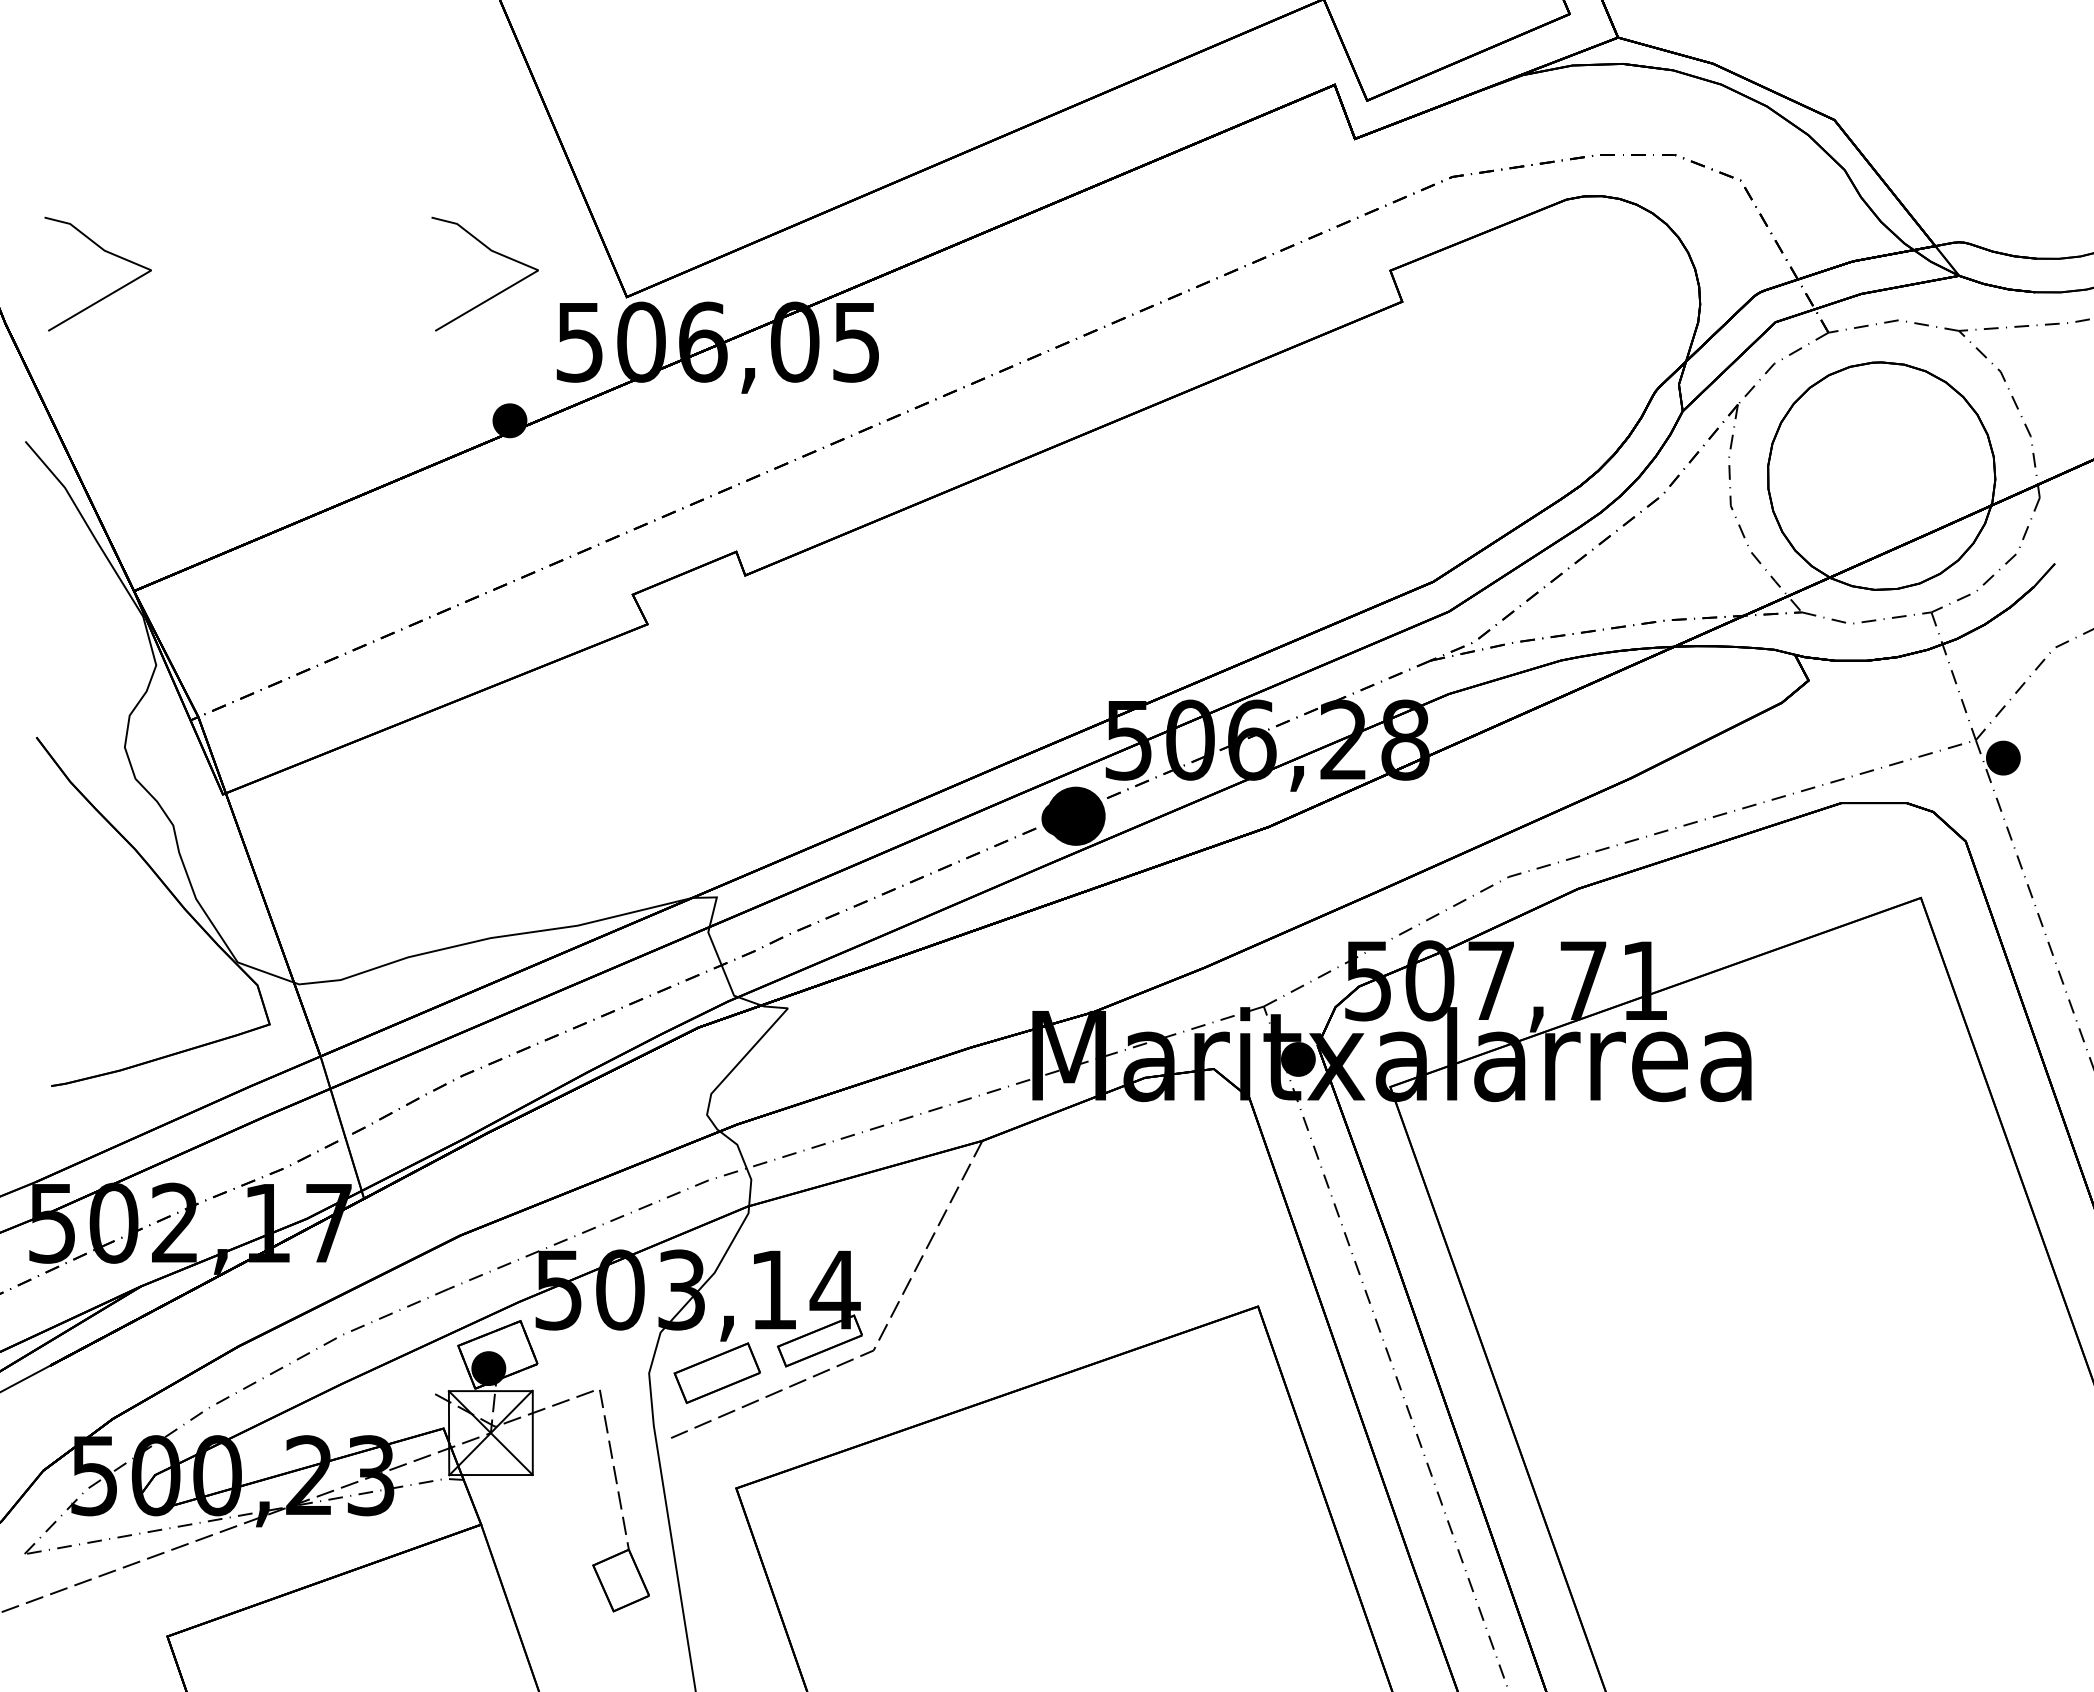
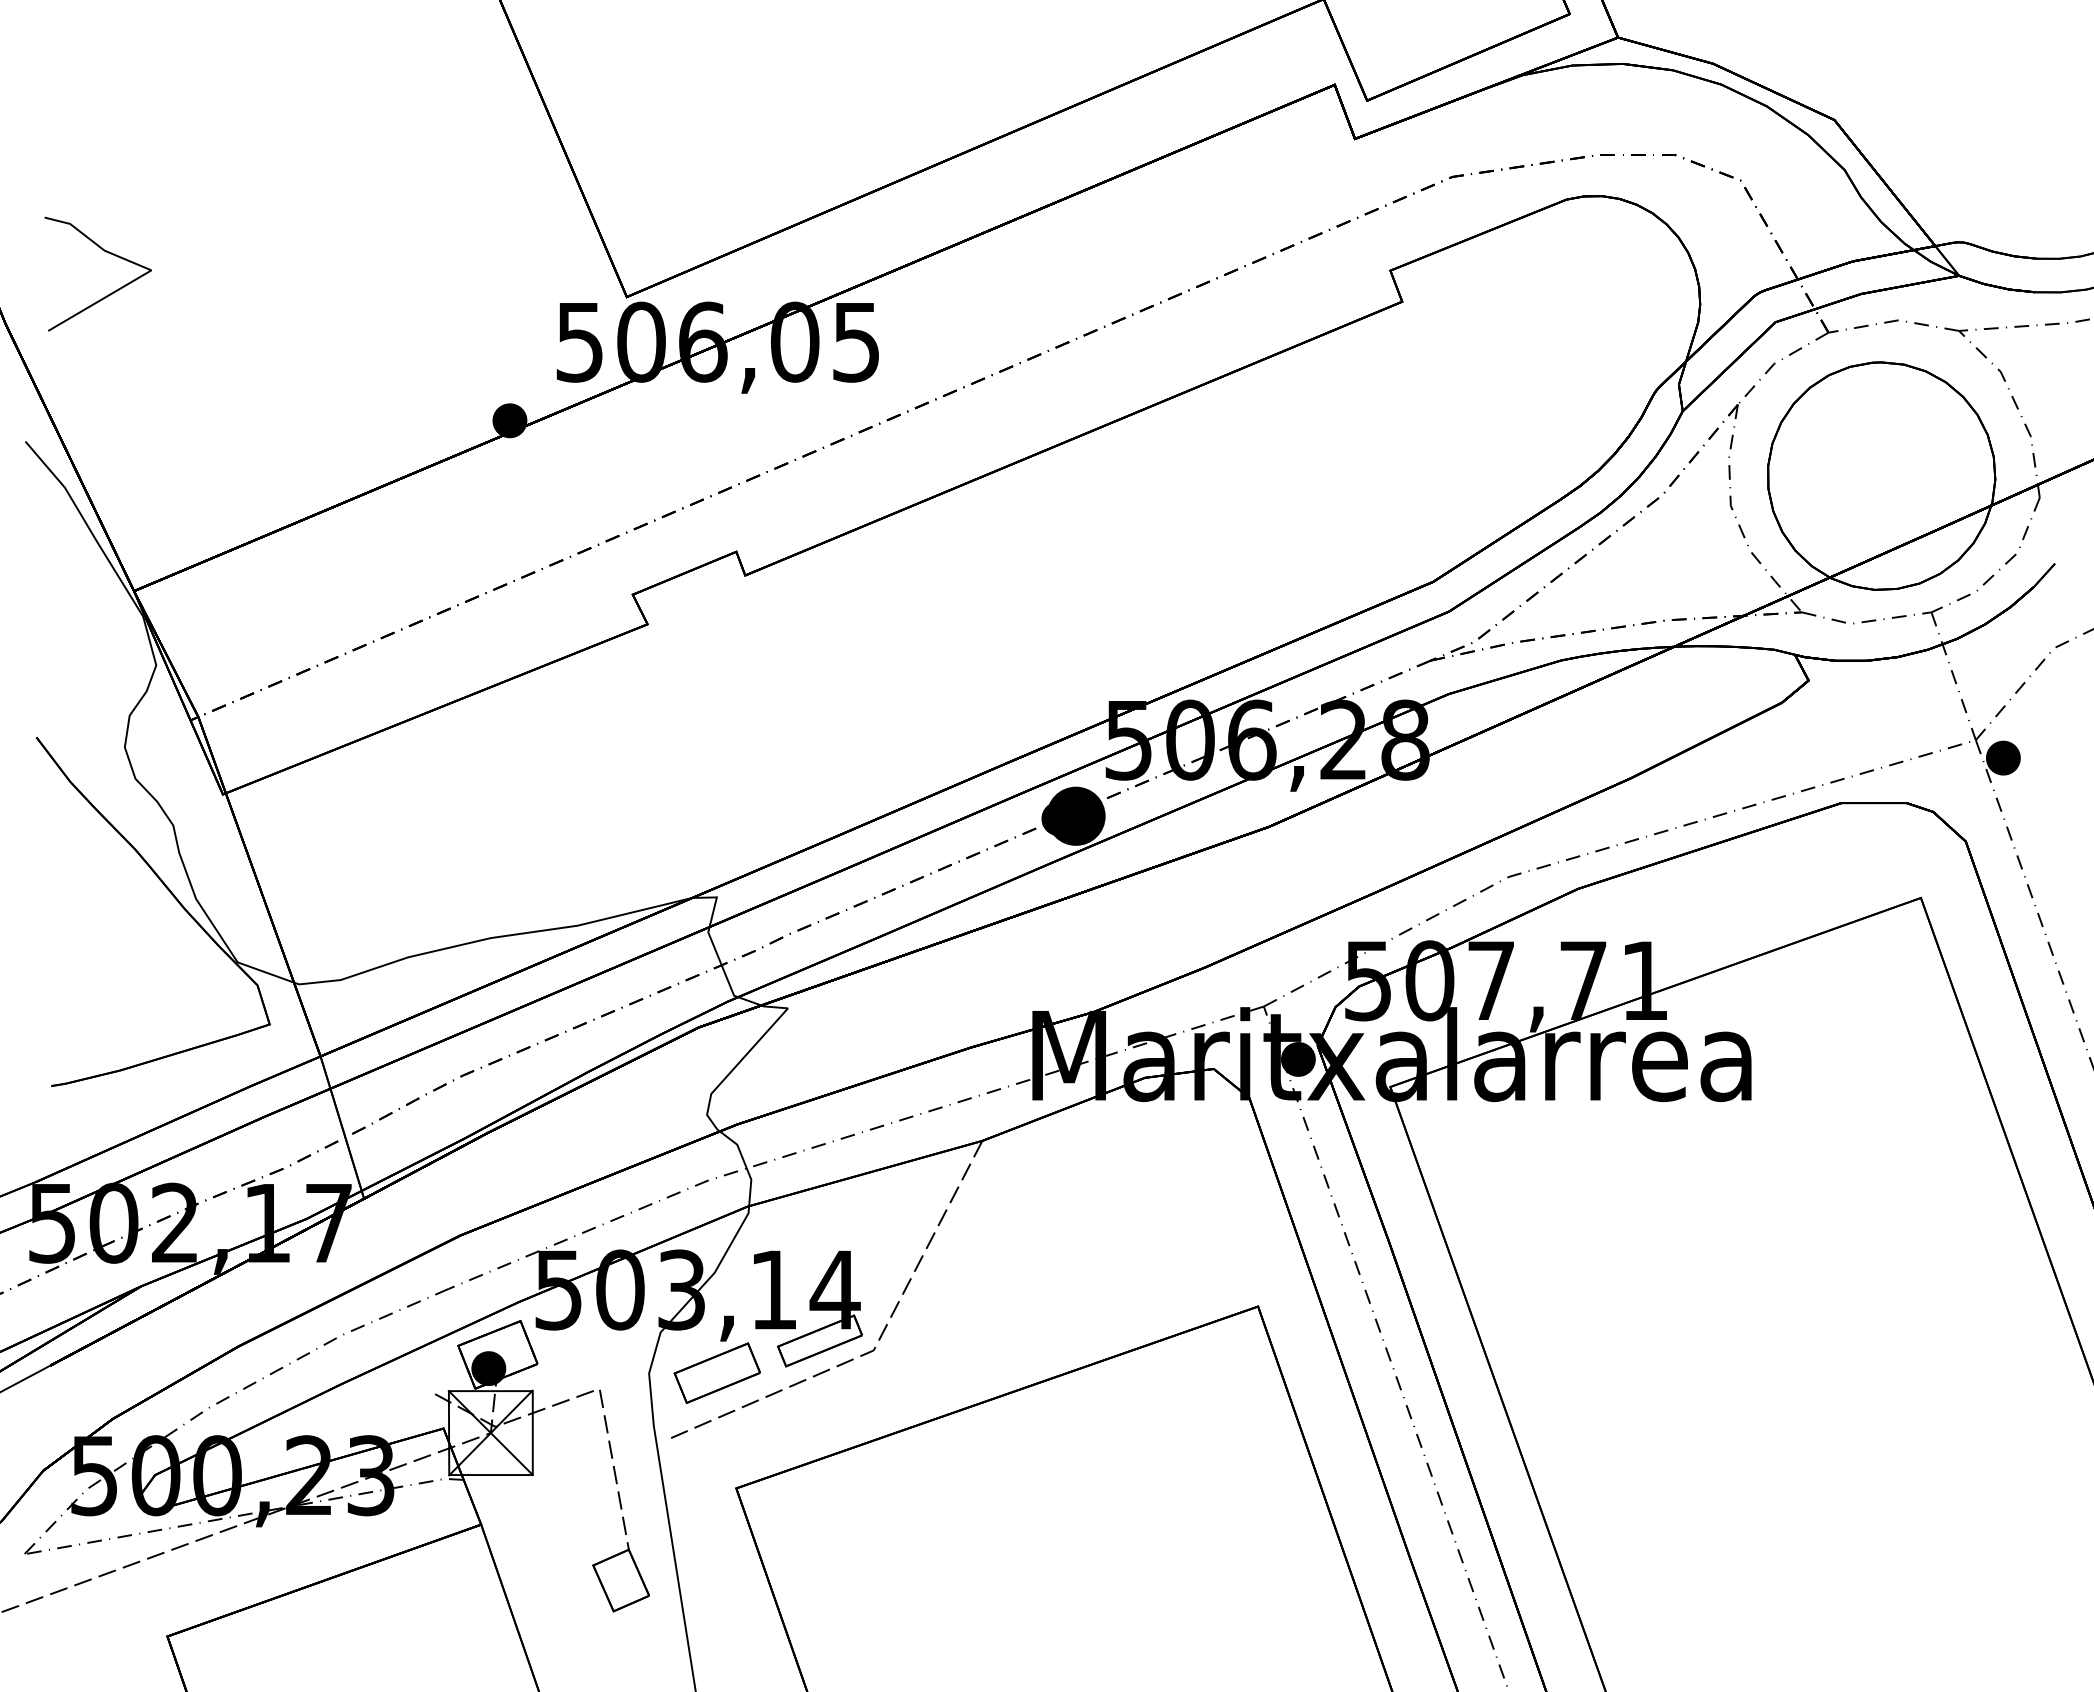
line: present -> none (495, 253)
